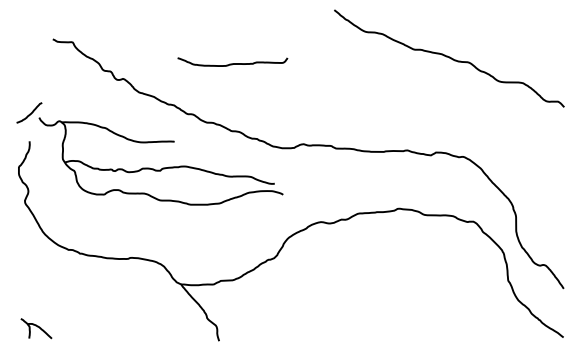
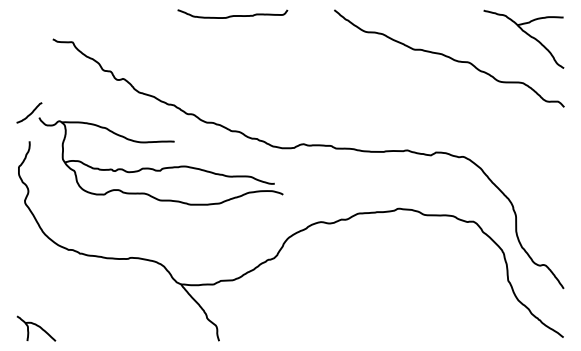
part: none -> present (523, 38)
curve position: (232, 63) -> (232, 15) (232, 15)
part size: 33x22 px -> 41x27 px (36, 328)
